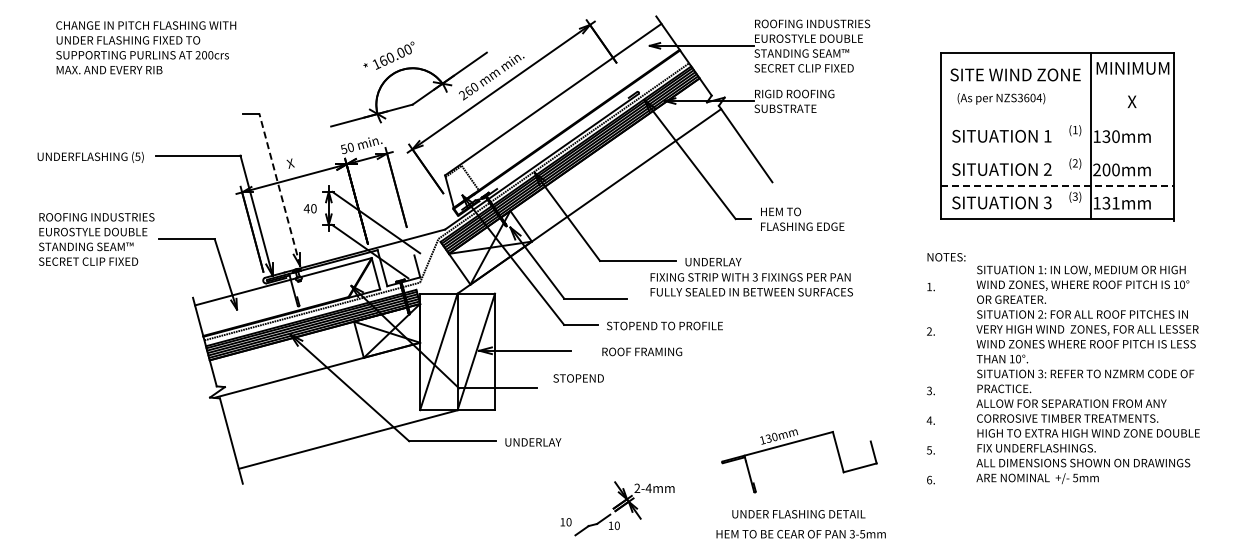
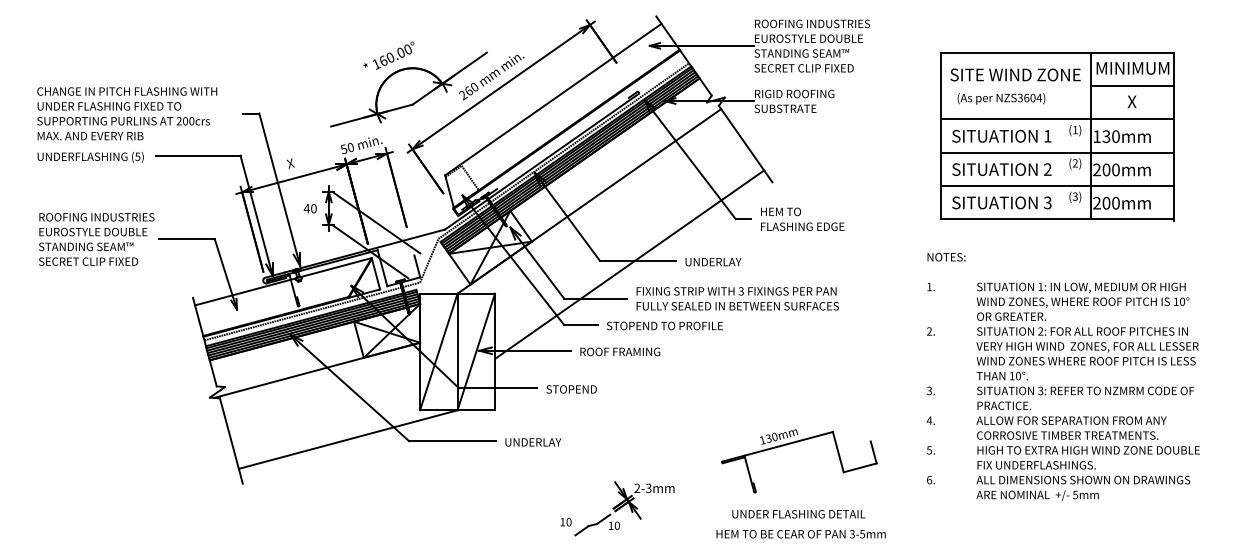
text position: (146, 47) -> (127, 113) (127, 113)
line: none -> present (1132, 86)
line: none -> present (1057, 119)
line: none -> present (1057, 152)
line: dashed -> solid (1057, 186)
line: dashed -> solid (279, 189)
text: 131mm -> 200mm (1106, 202)
line: none -> present (629, 264)
text position: (751, 284) -> (737, 298) (737, 298)
text position: (642, 351) -> (620, 351) (620, 351)
text position: (1087, 374) -> (1087, 391) (1087, 391)
text position: (578, 378) -> (571, 389) (571, 389)
text: 2-4mm -> 2-3mm (648, 488)
